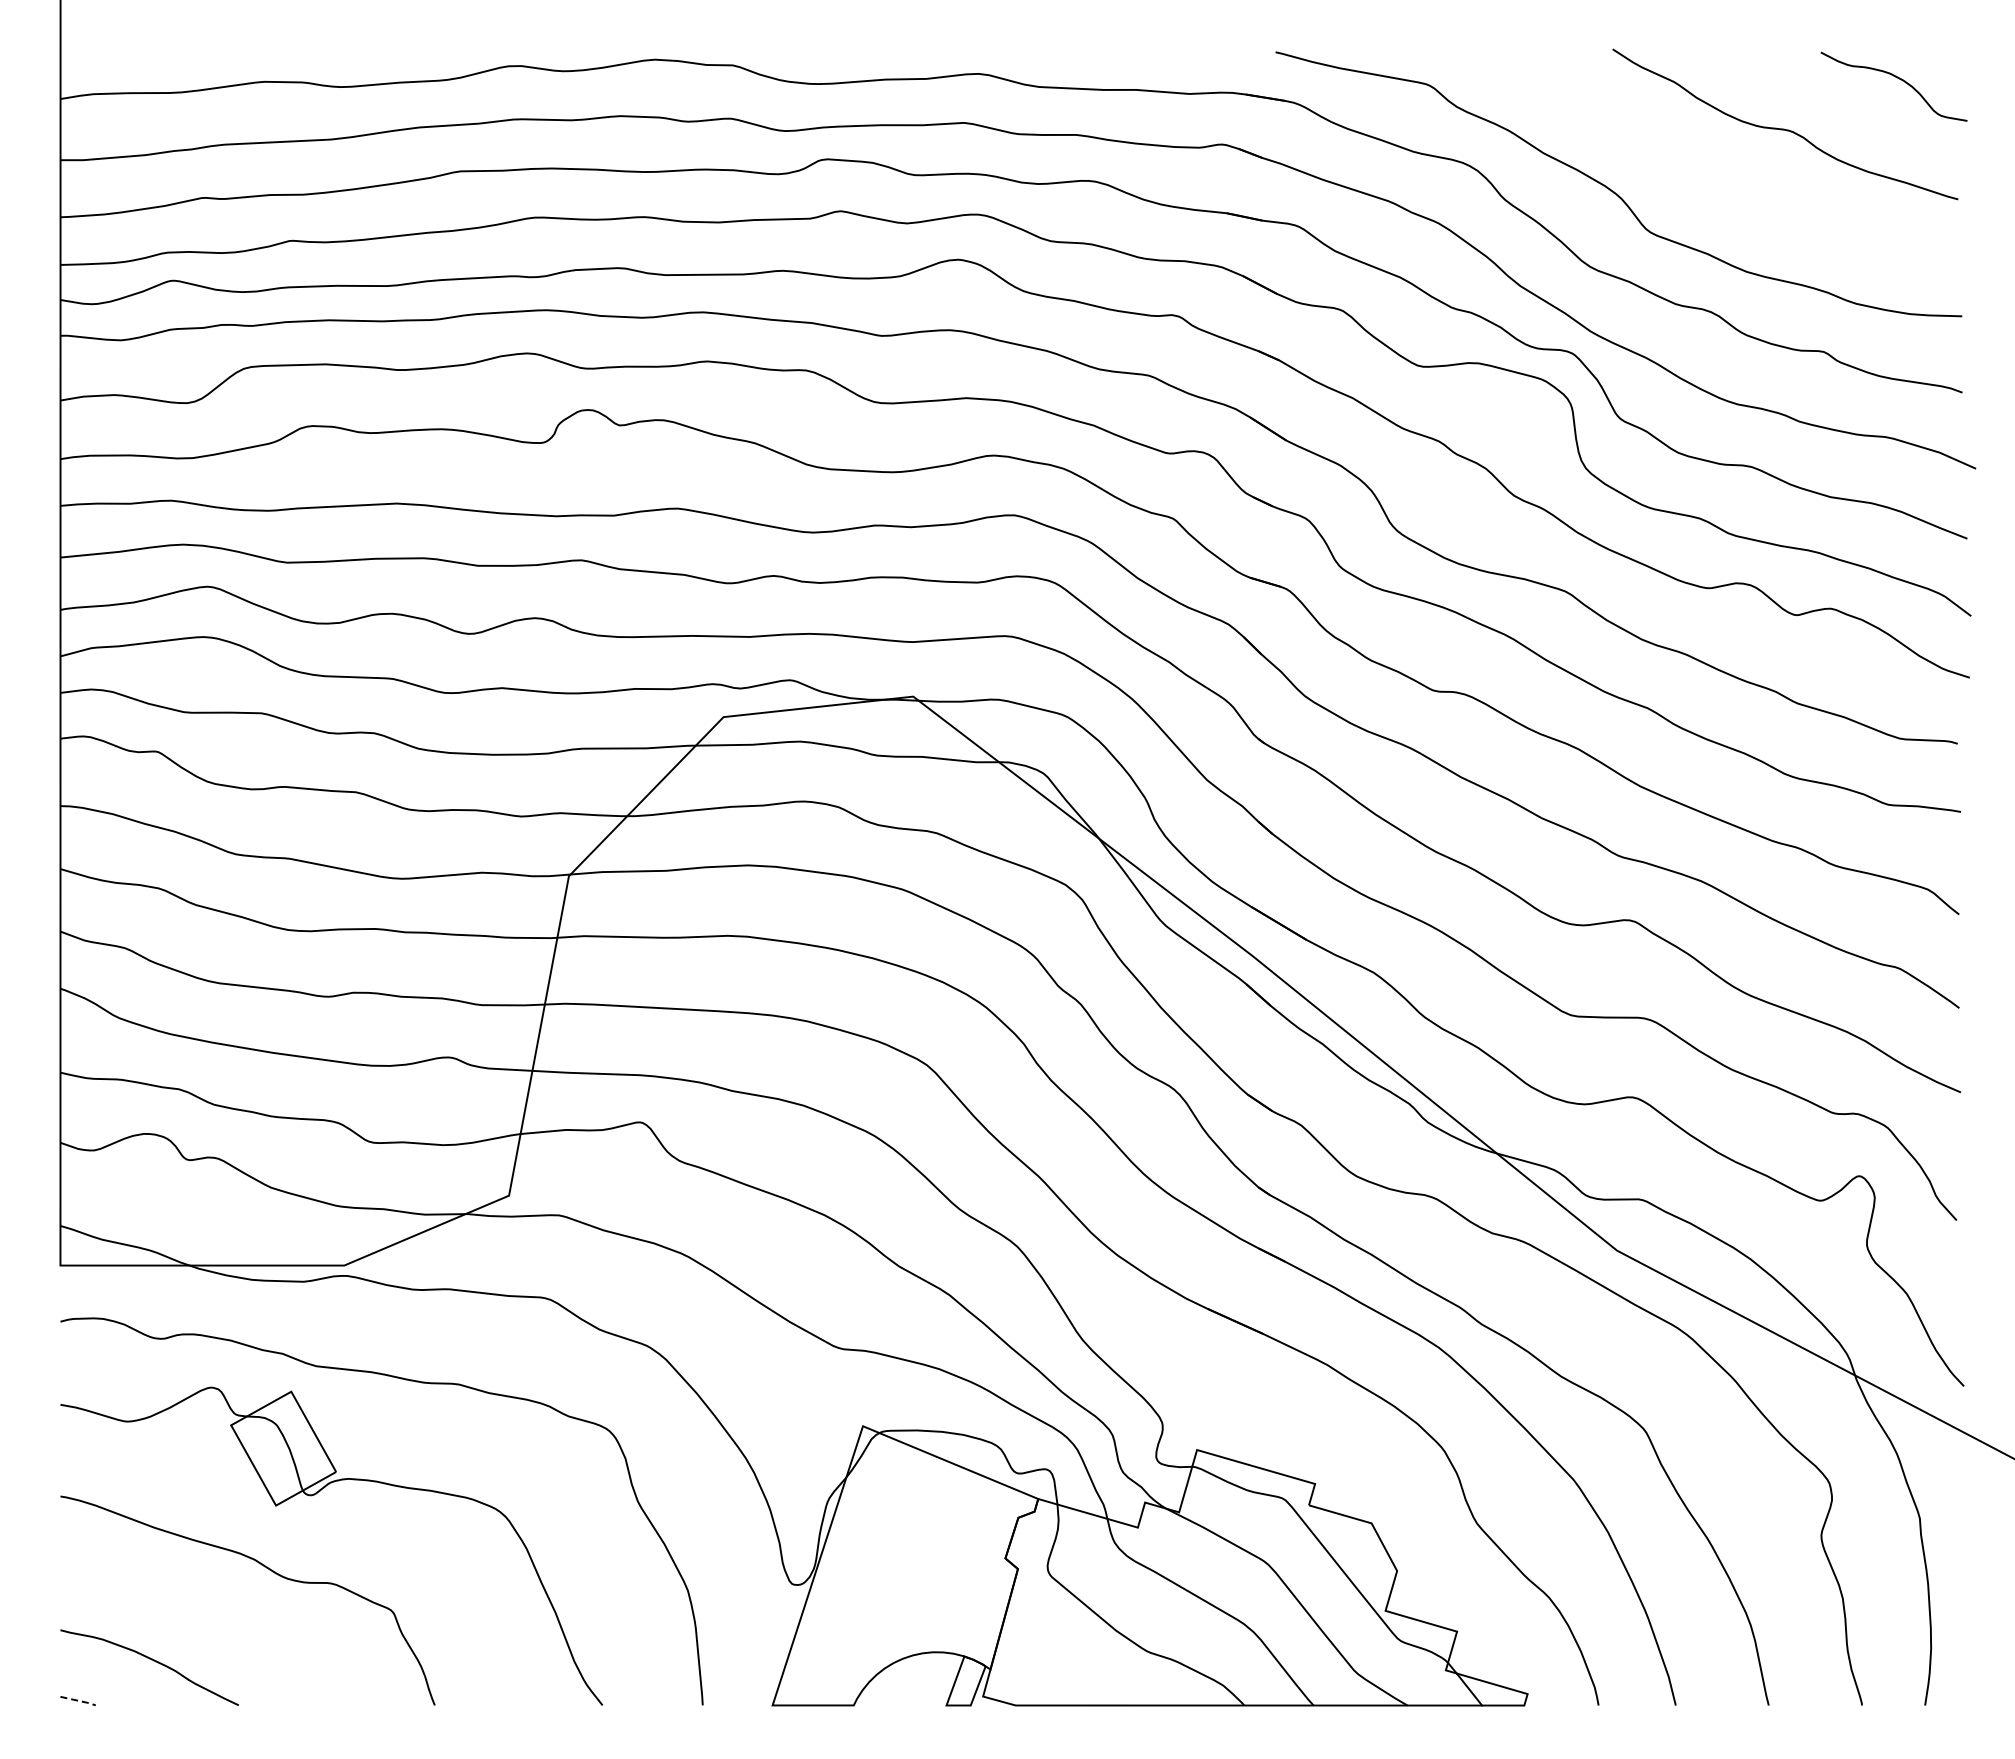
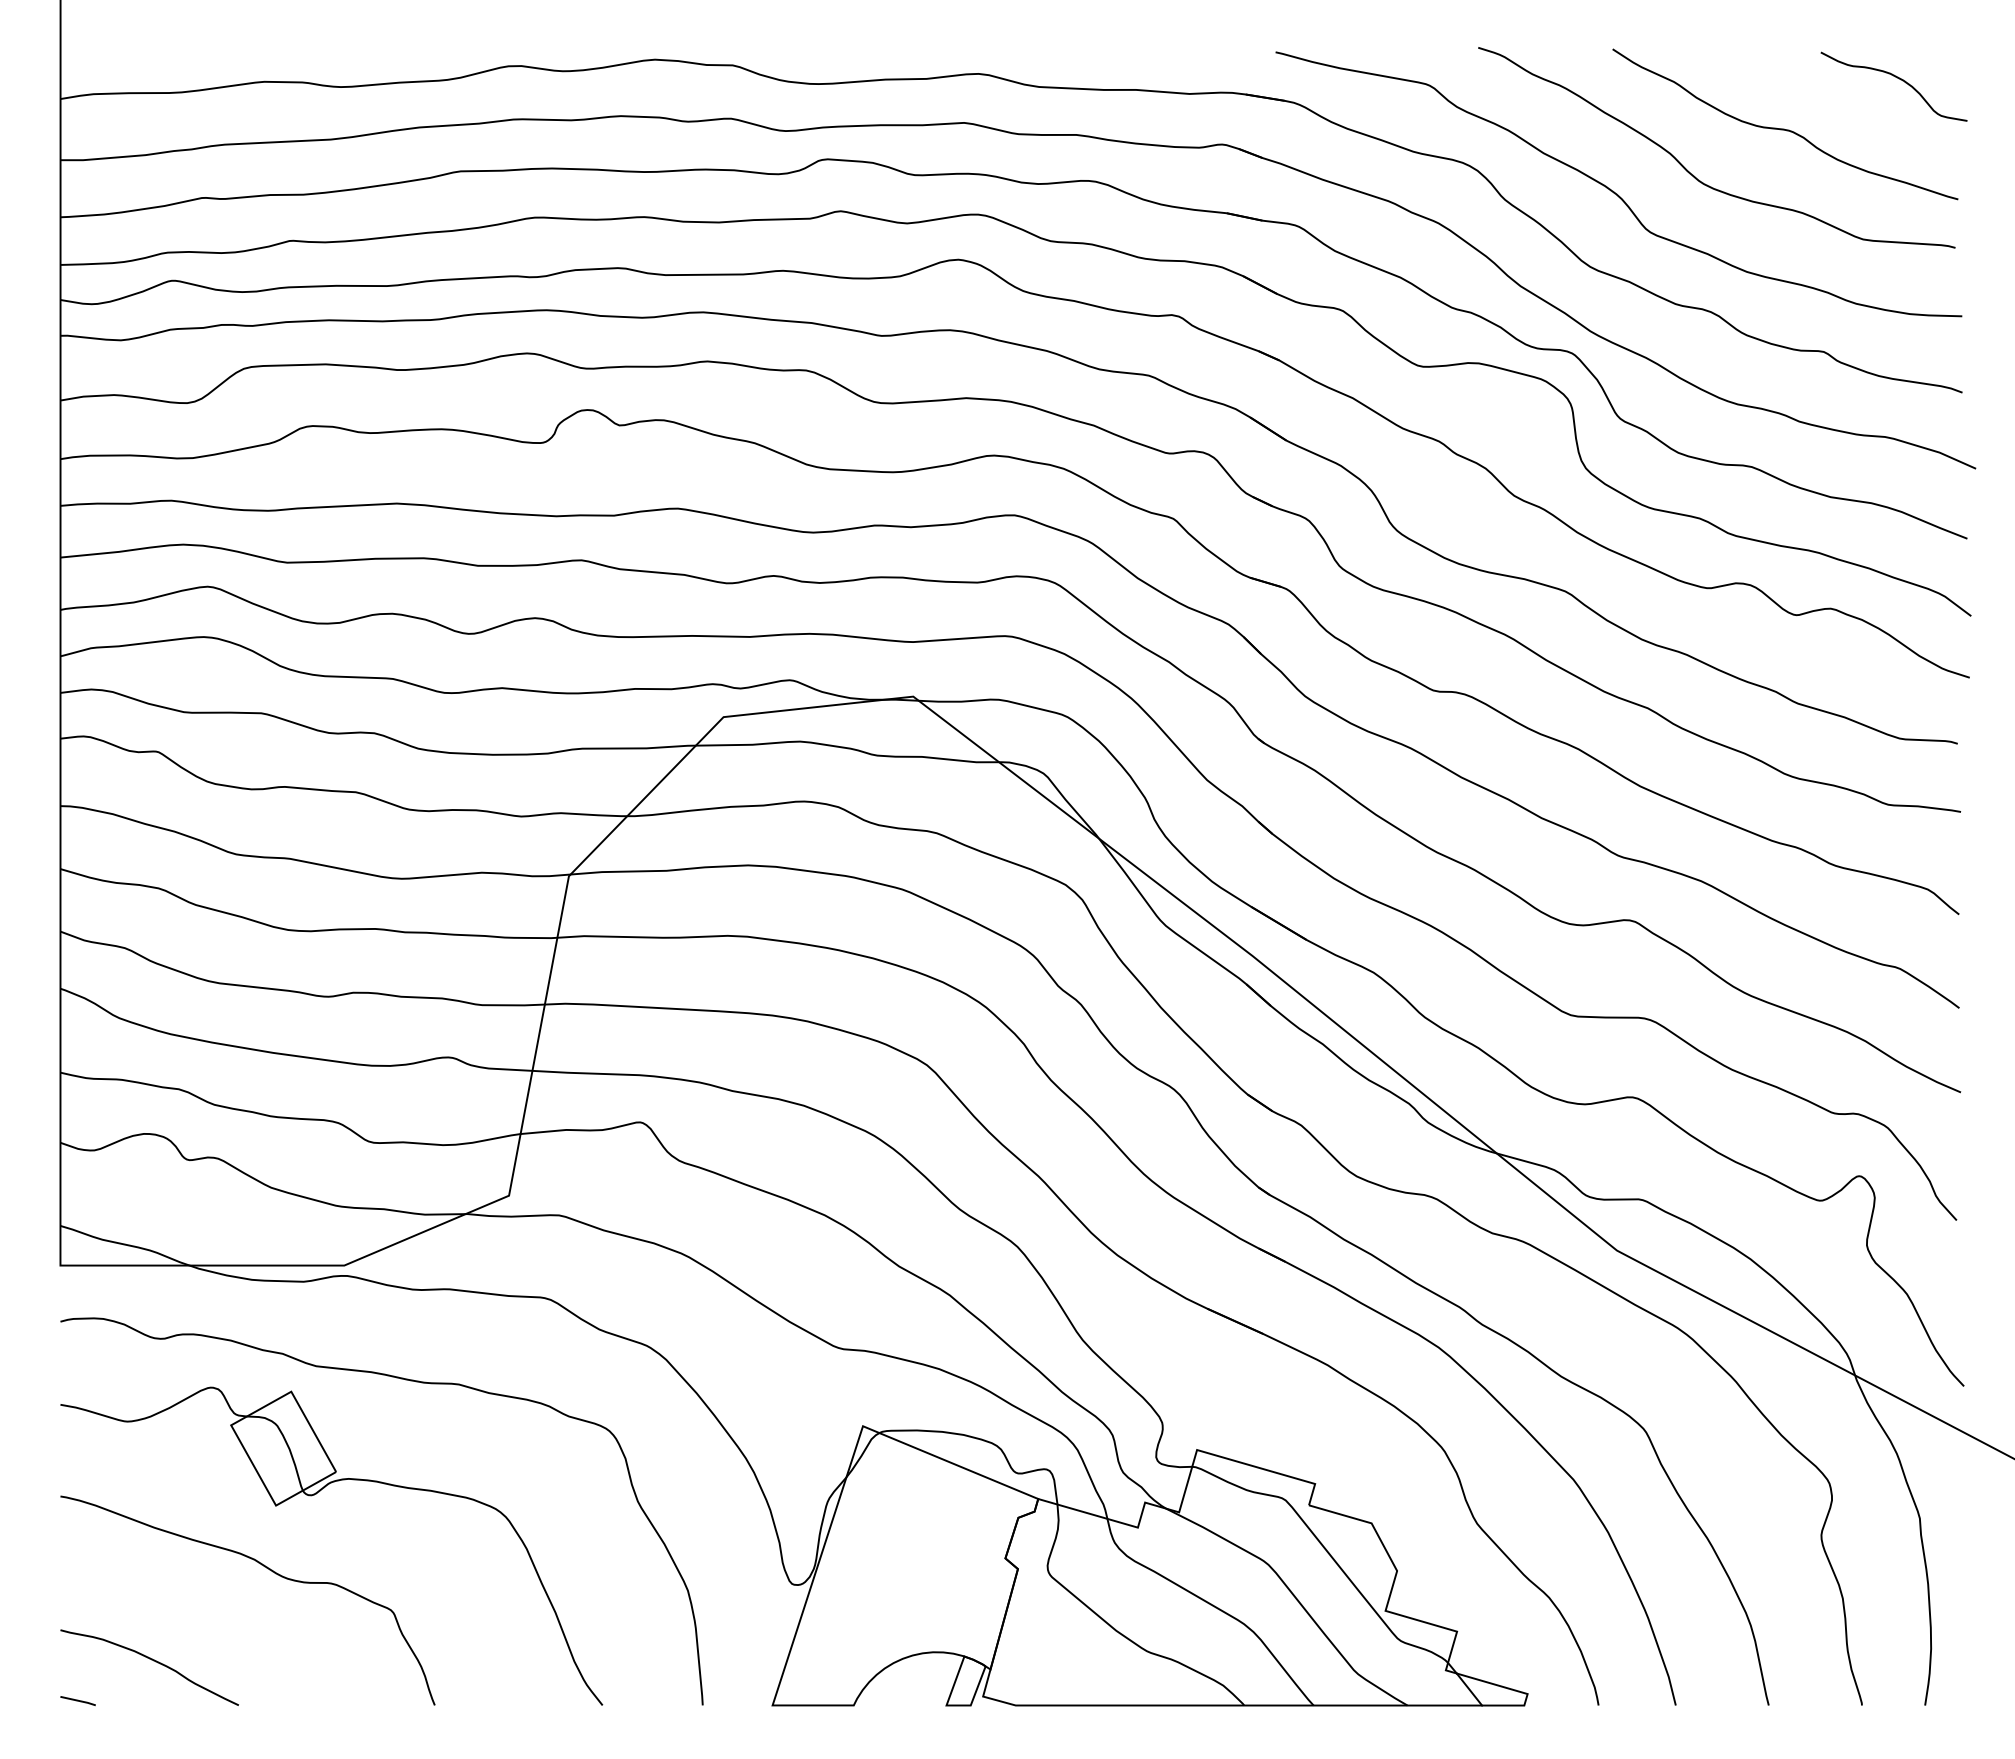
curve: none -> present (1693, 174)
line: dashed -> solid (79, 1701)
